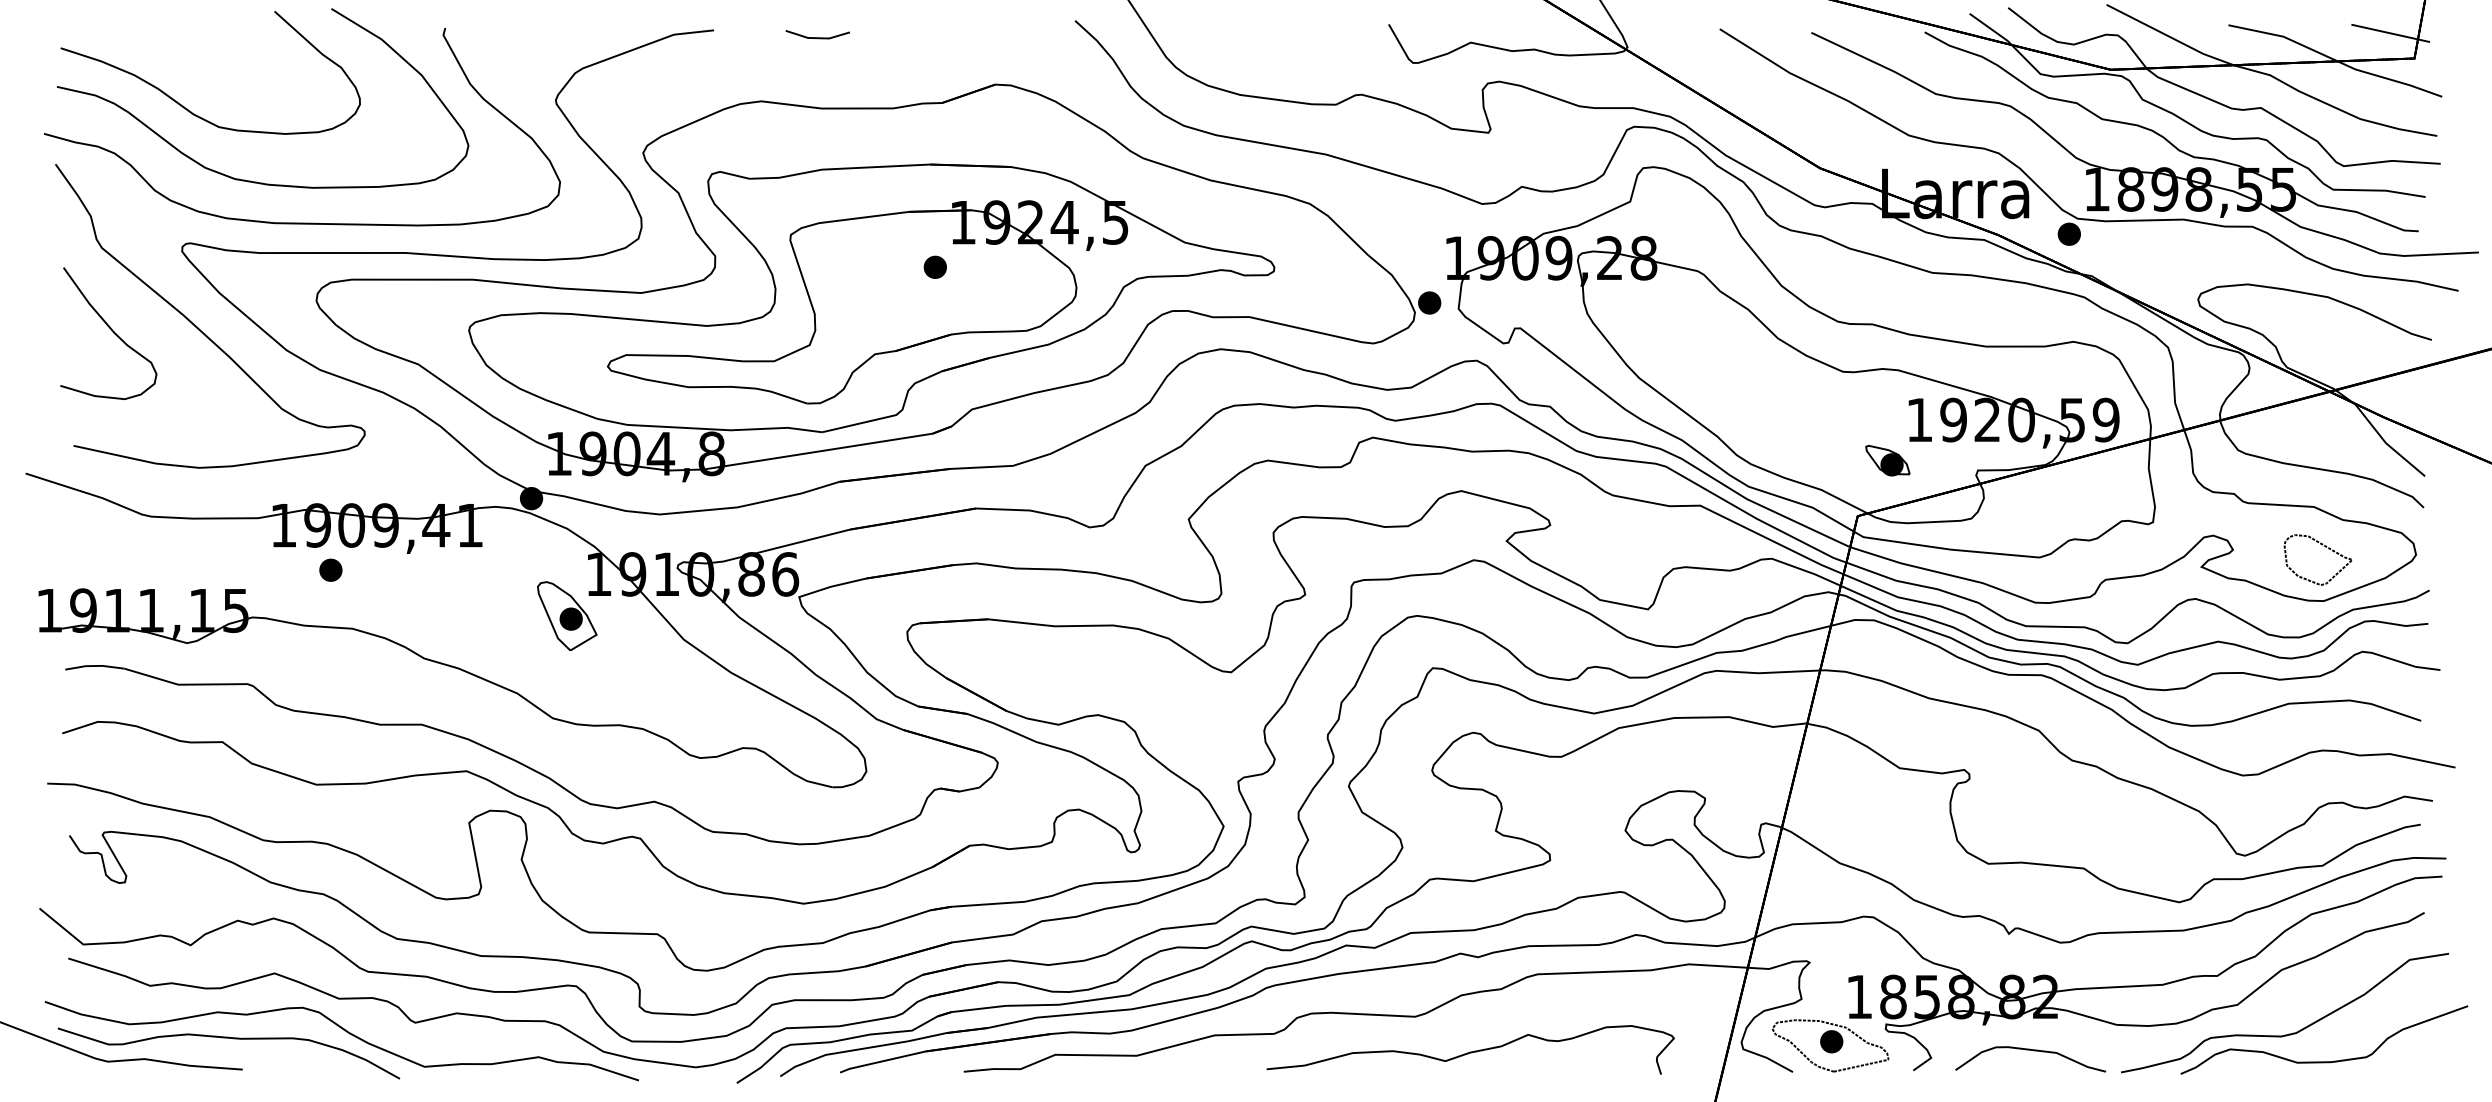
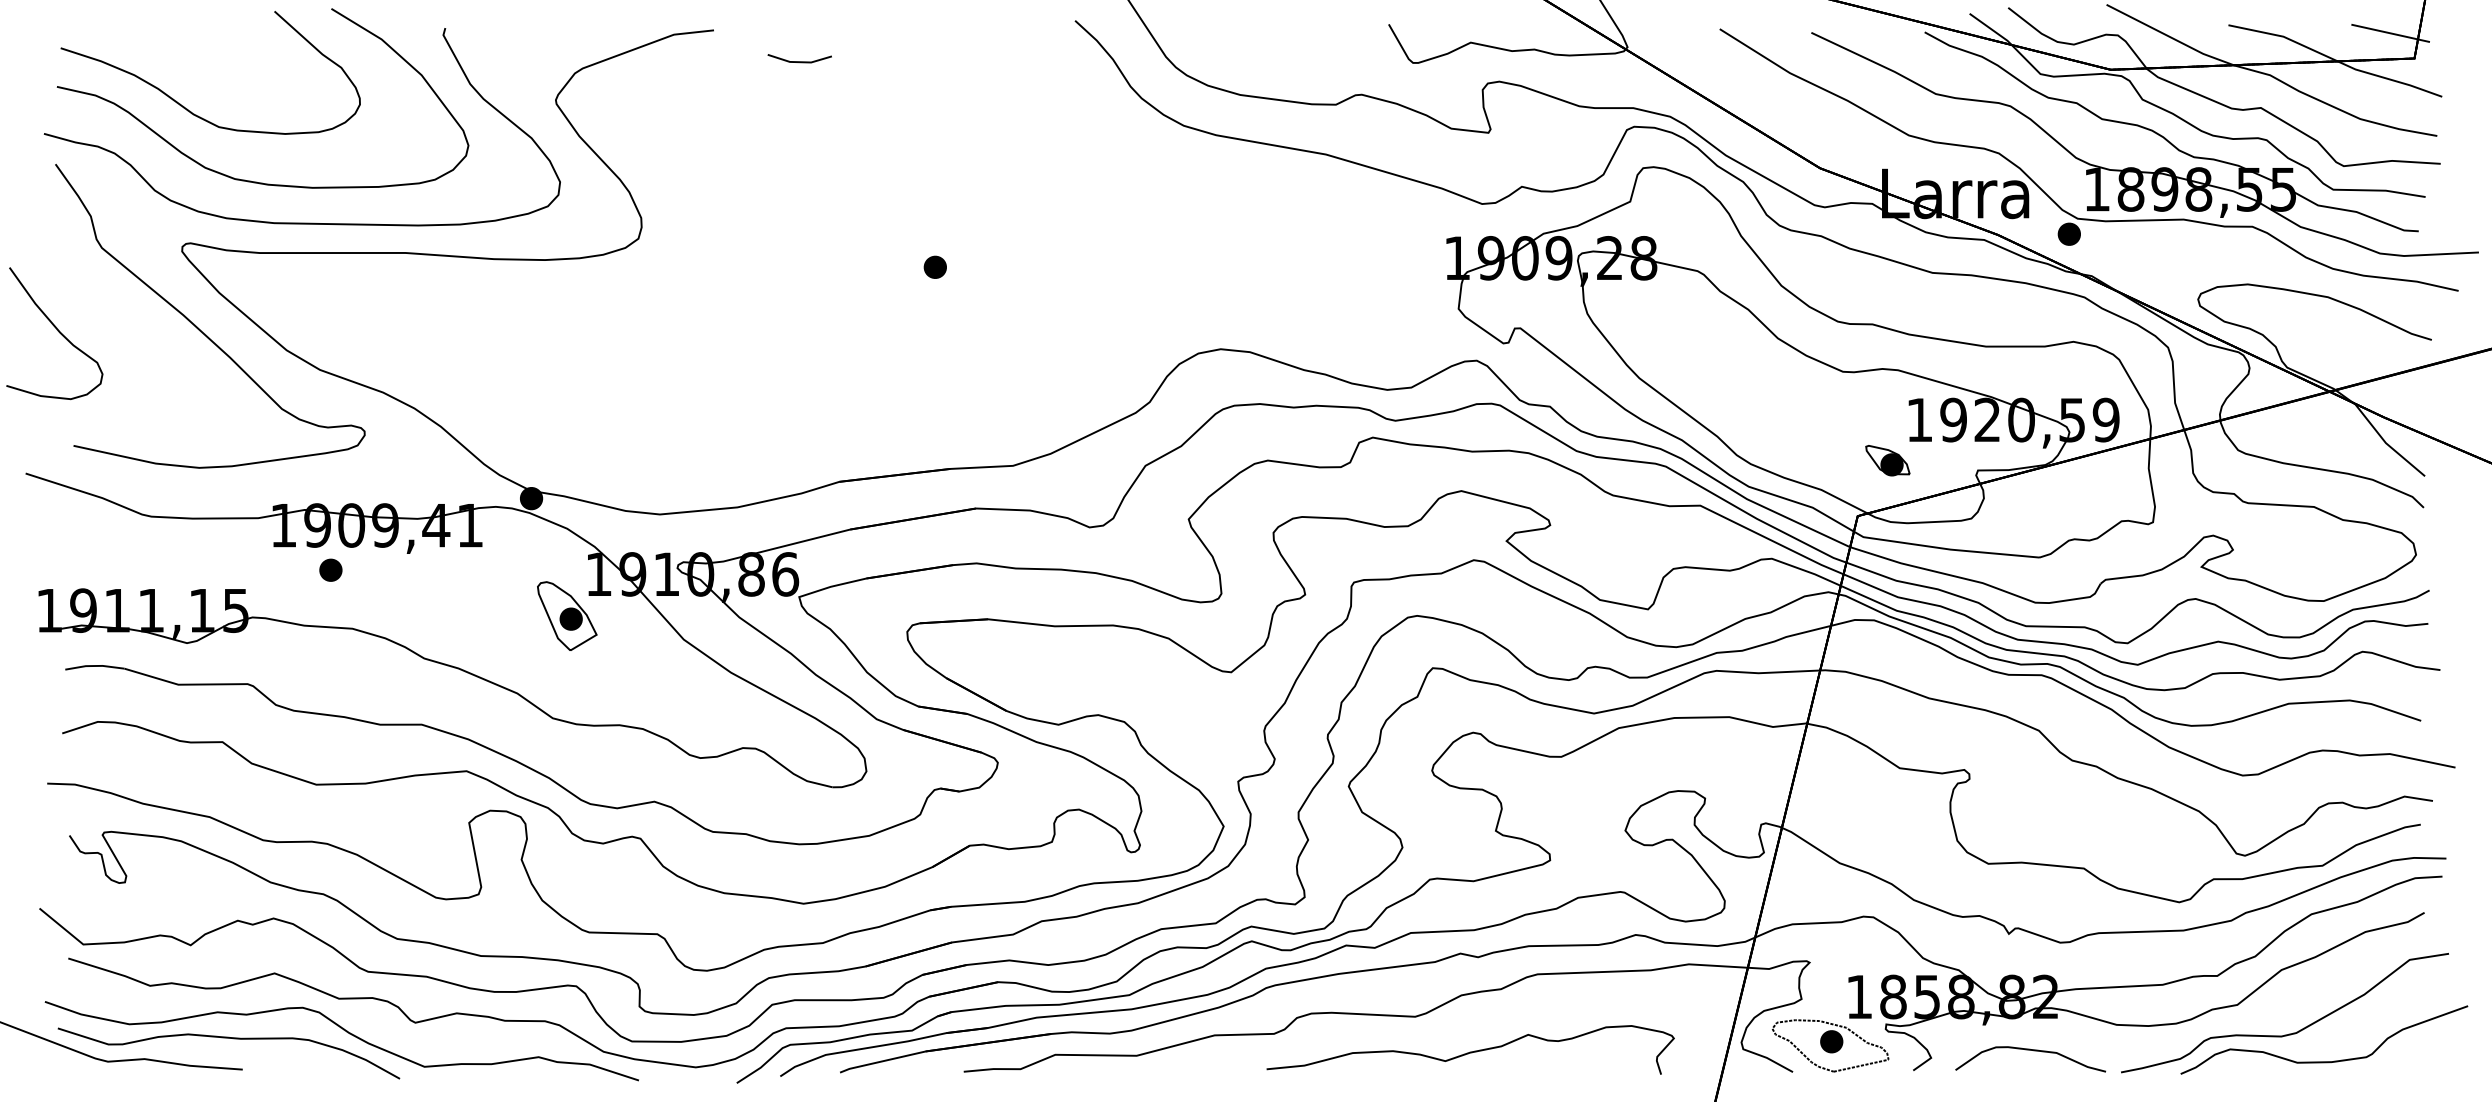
line position: (817, 37) -> (799, 61) (799, 61)
part: present -> none (878, 282)
curve position: (111, 331) -> (57, 331) (57, 331)
part: present -> none (2325, 547)
